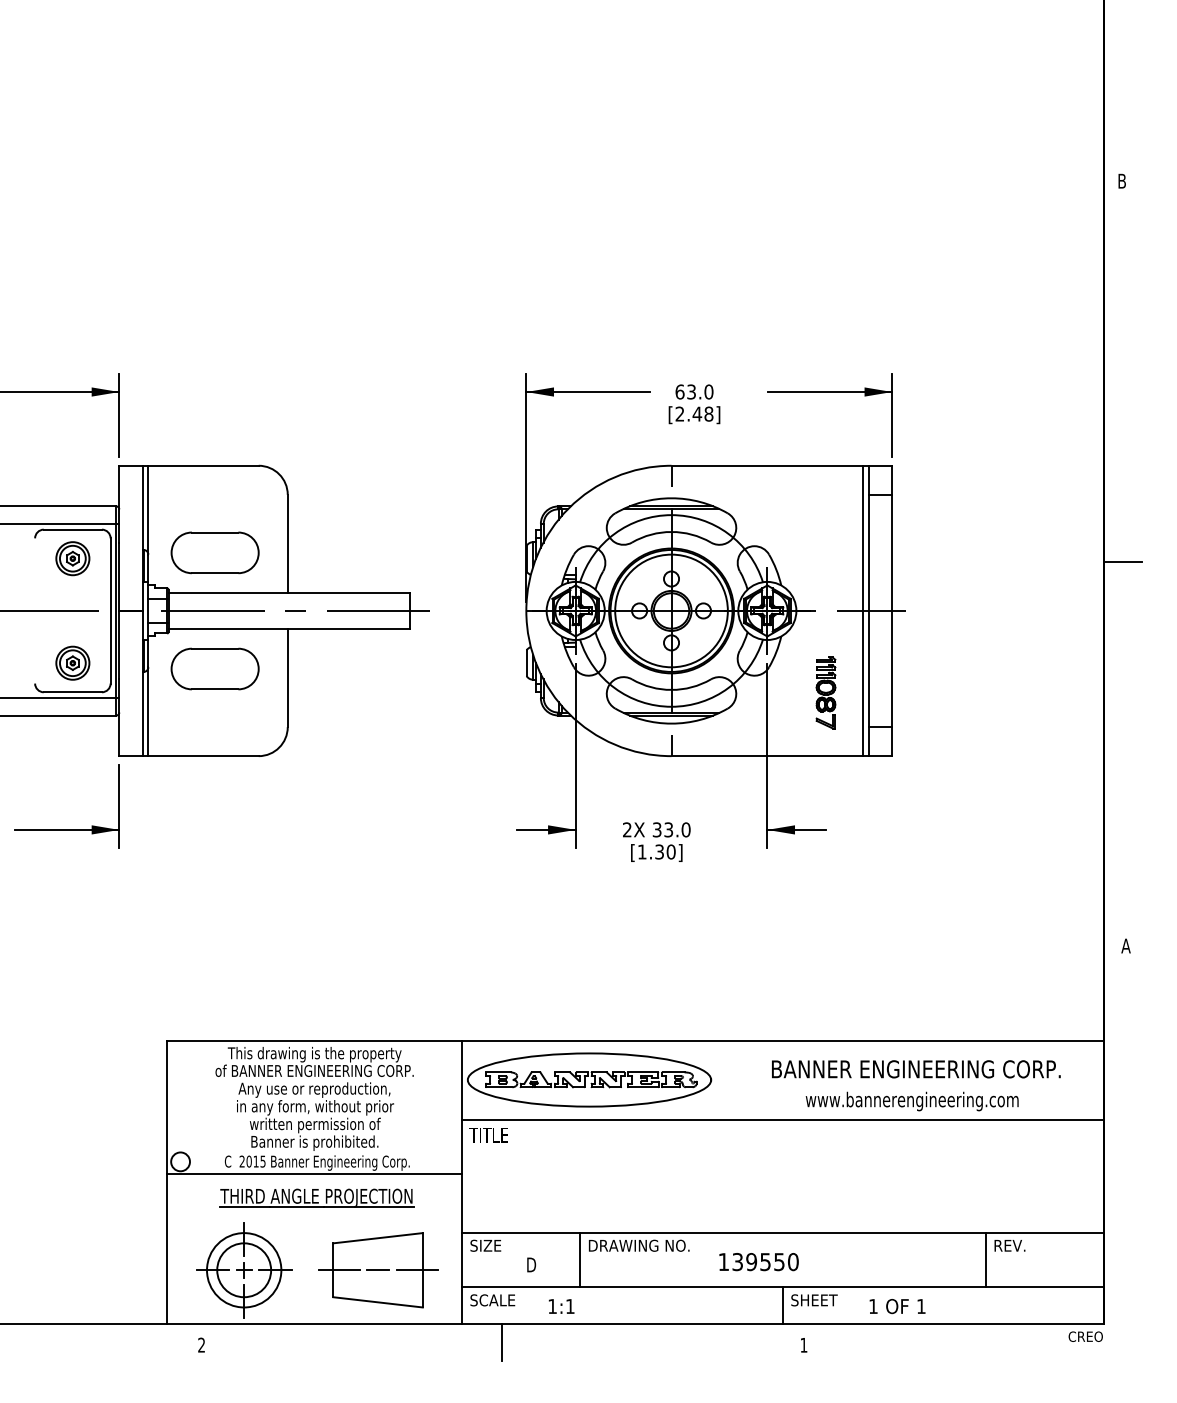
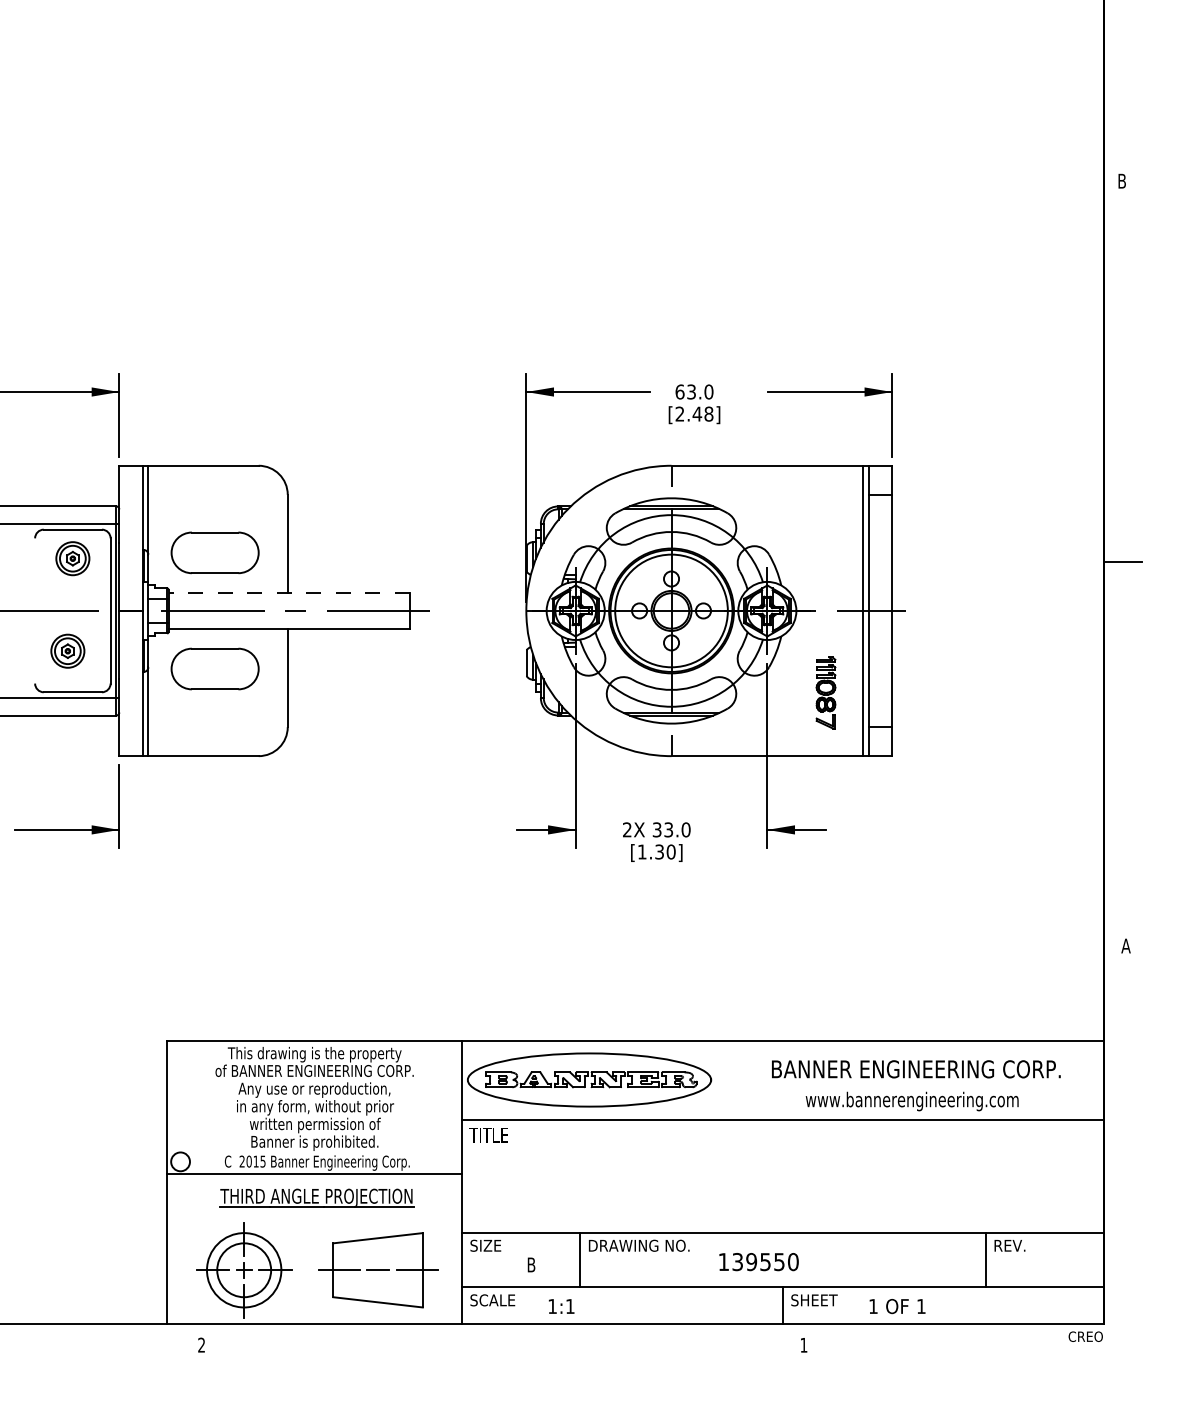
line: solid -> dashed (288, 593)
part position: (72, 662) -> (67, 650) (67, 650)
text: D -> B (531, 1264)
line: present -> none (502, 1342)
